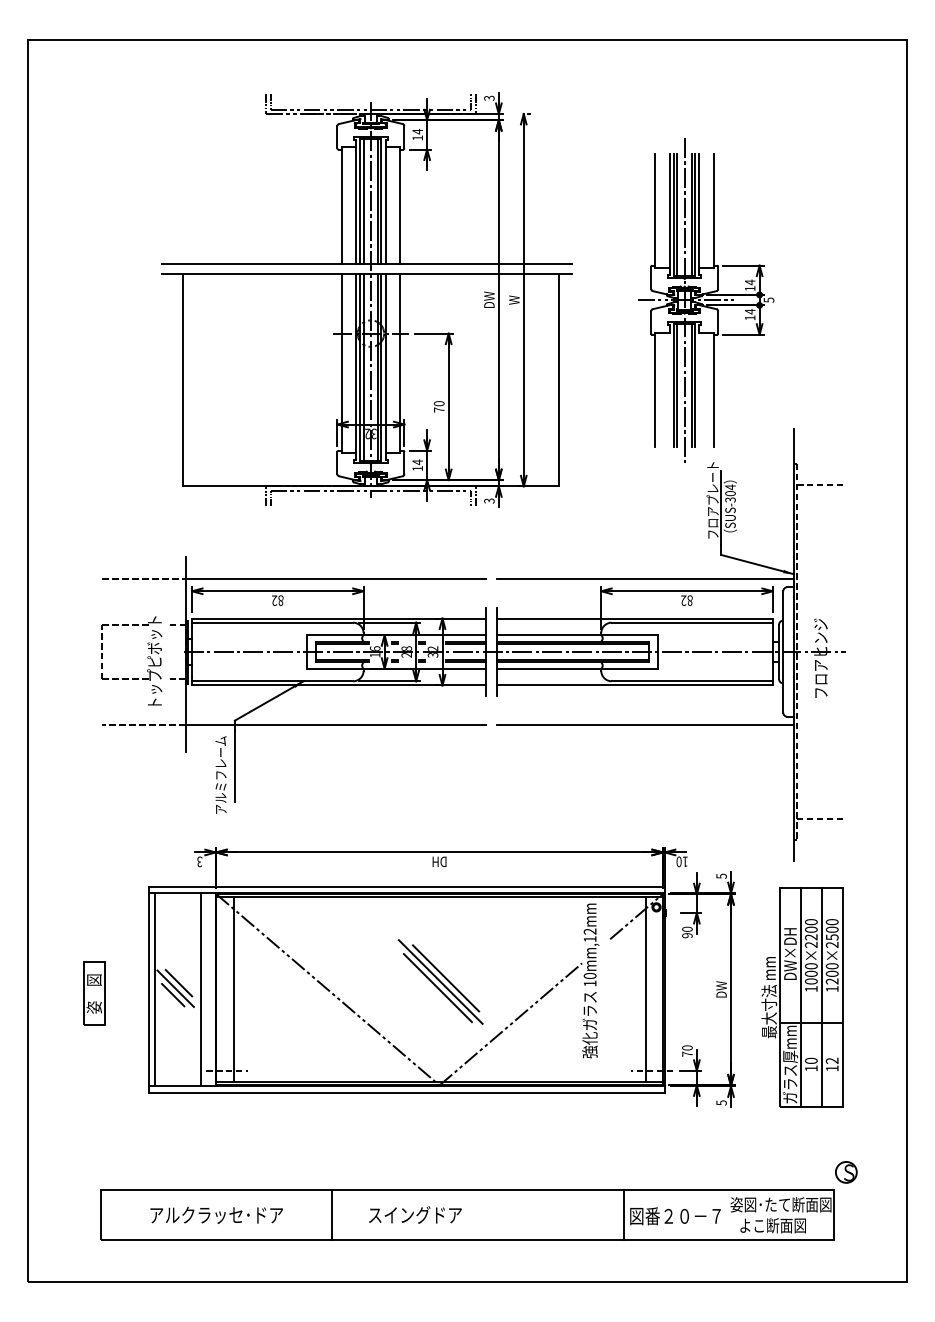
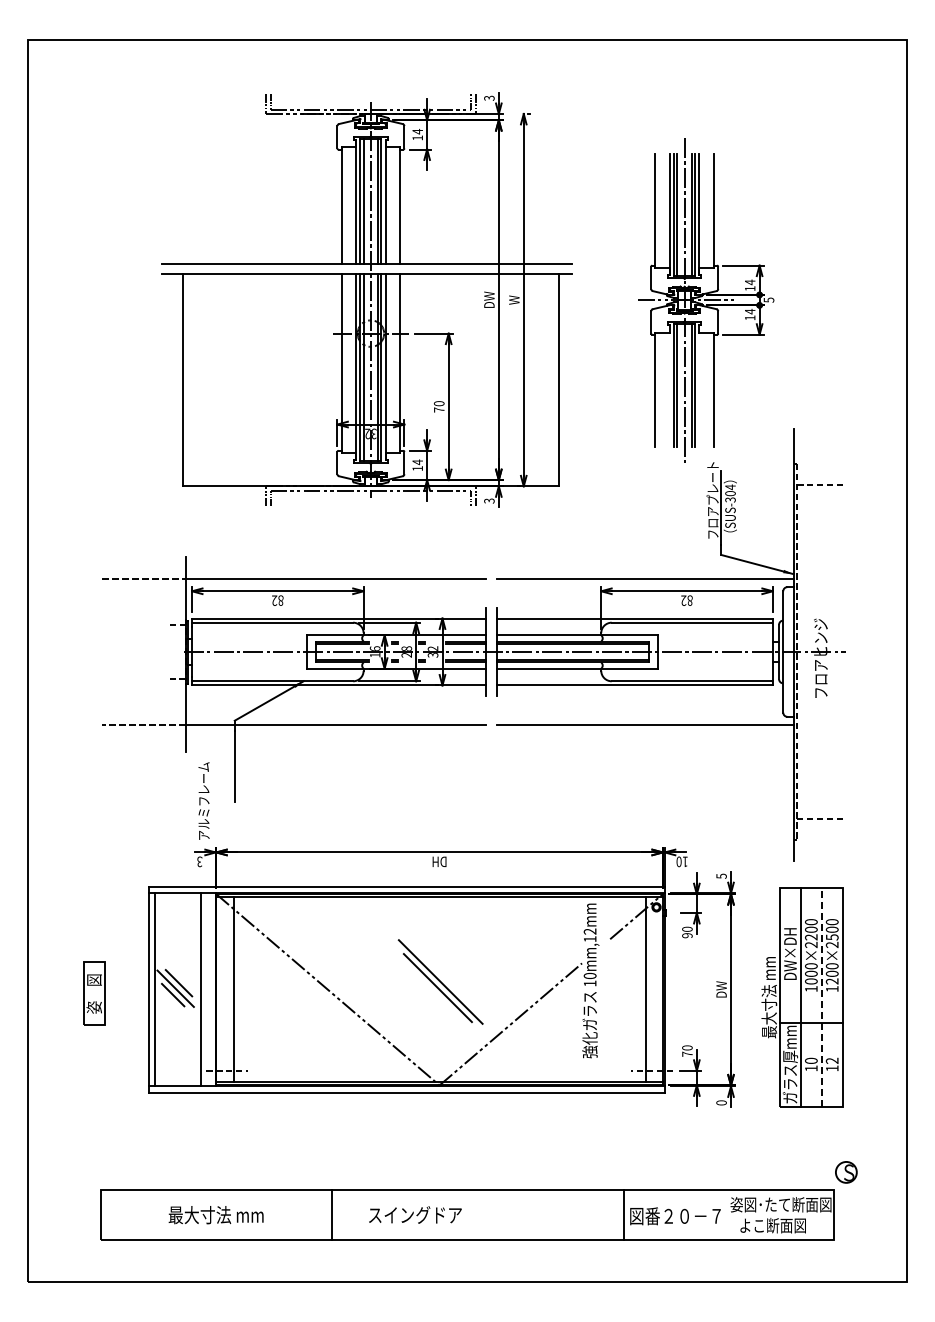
part: present -> none (147, 658)
text position: (220, 774) -> (203, 800) (203, 800)
line: present -> none (445, 978)
line: solid -> dashed (821, 996)
text: 5 -> 0 (721, 1102)
text: アルクラッセ･ドア -> 最大寸法 mm (216, 1215)
